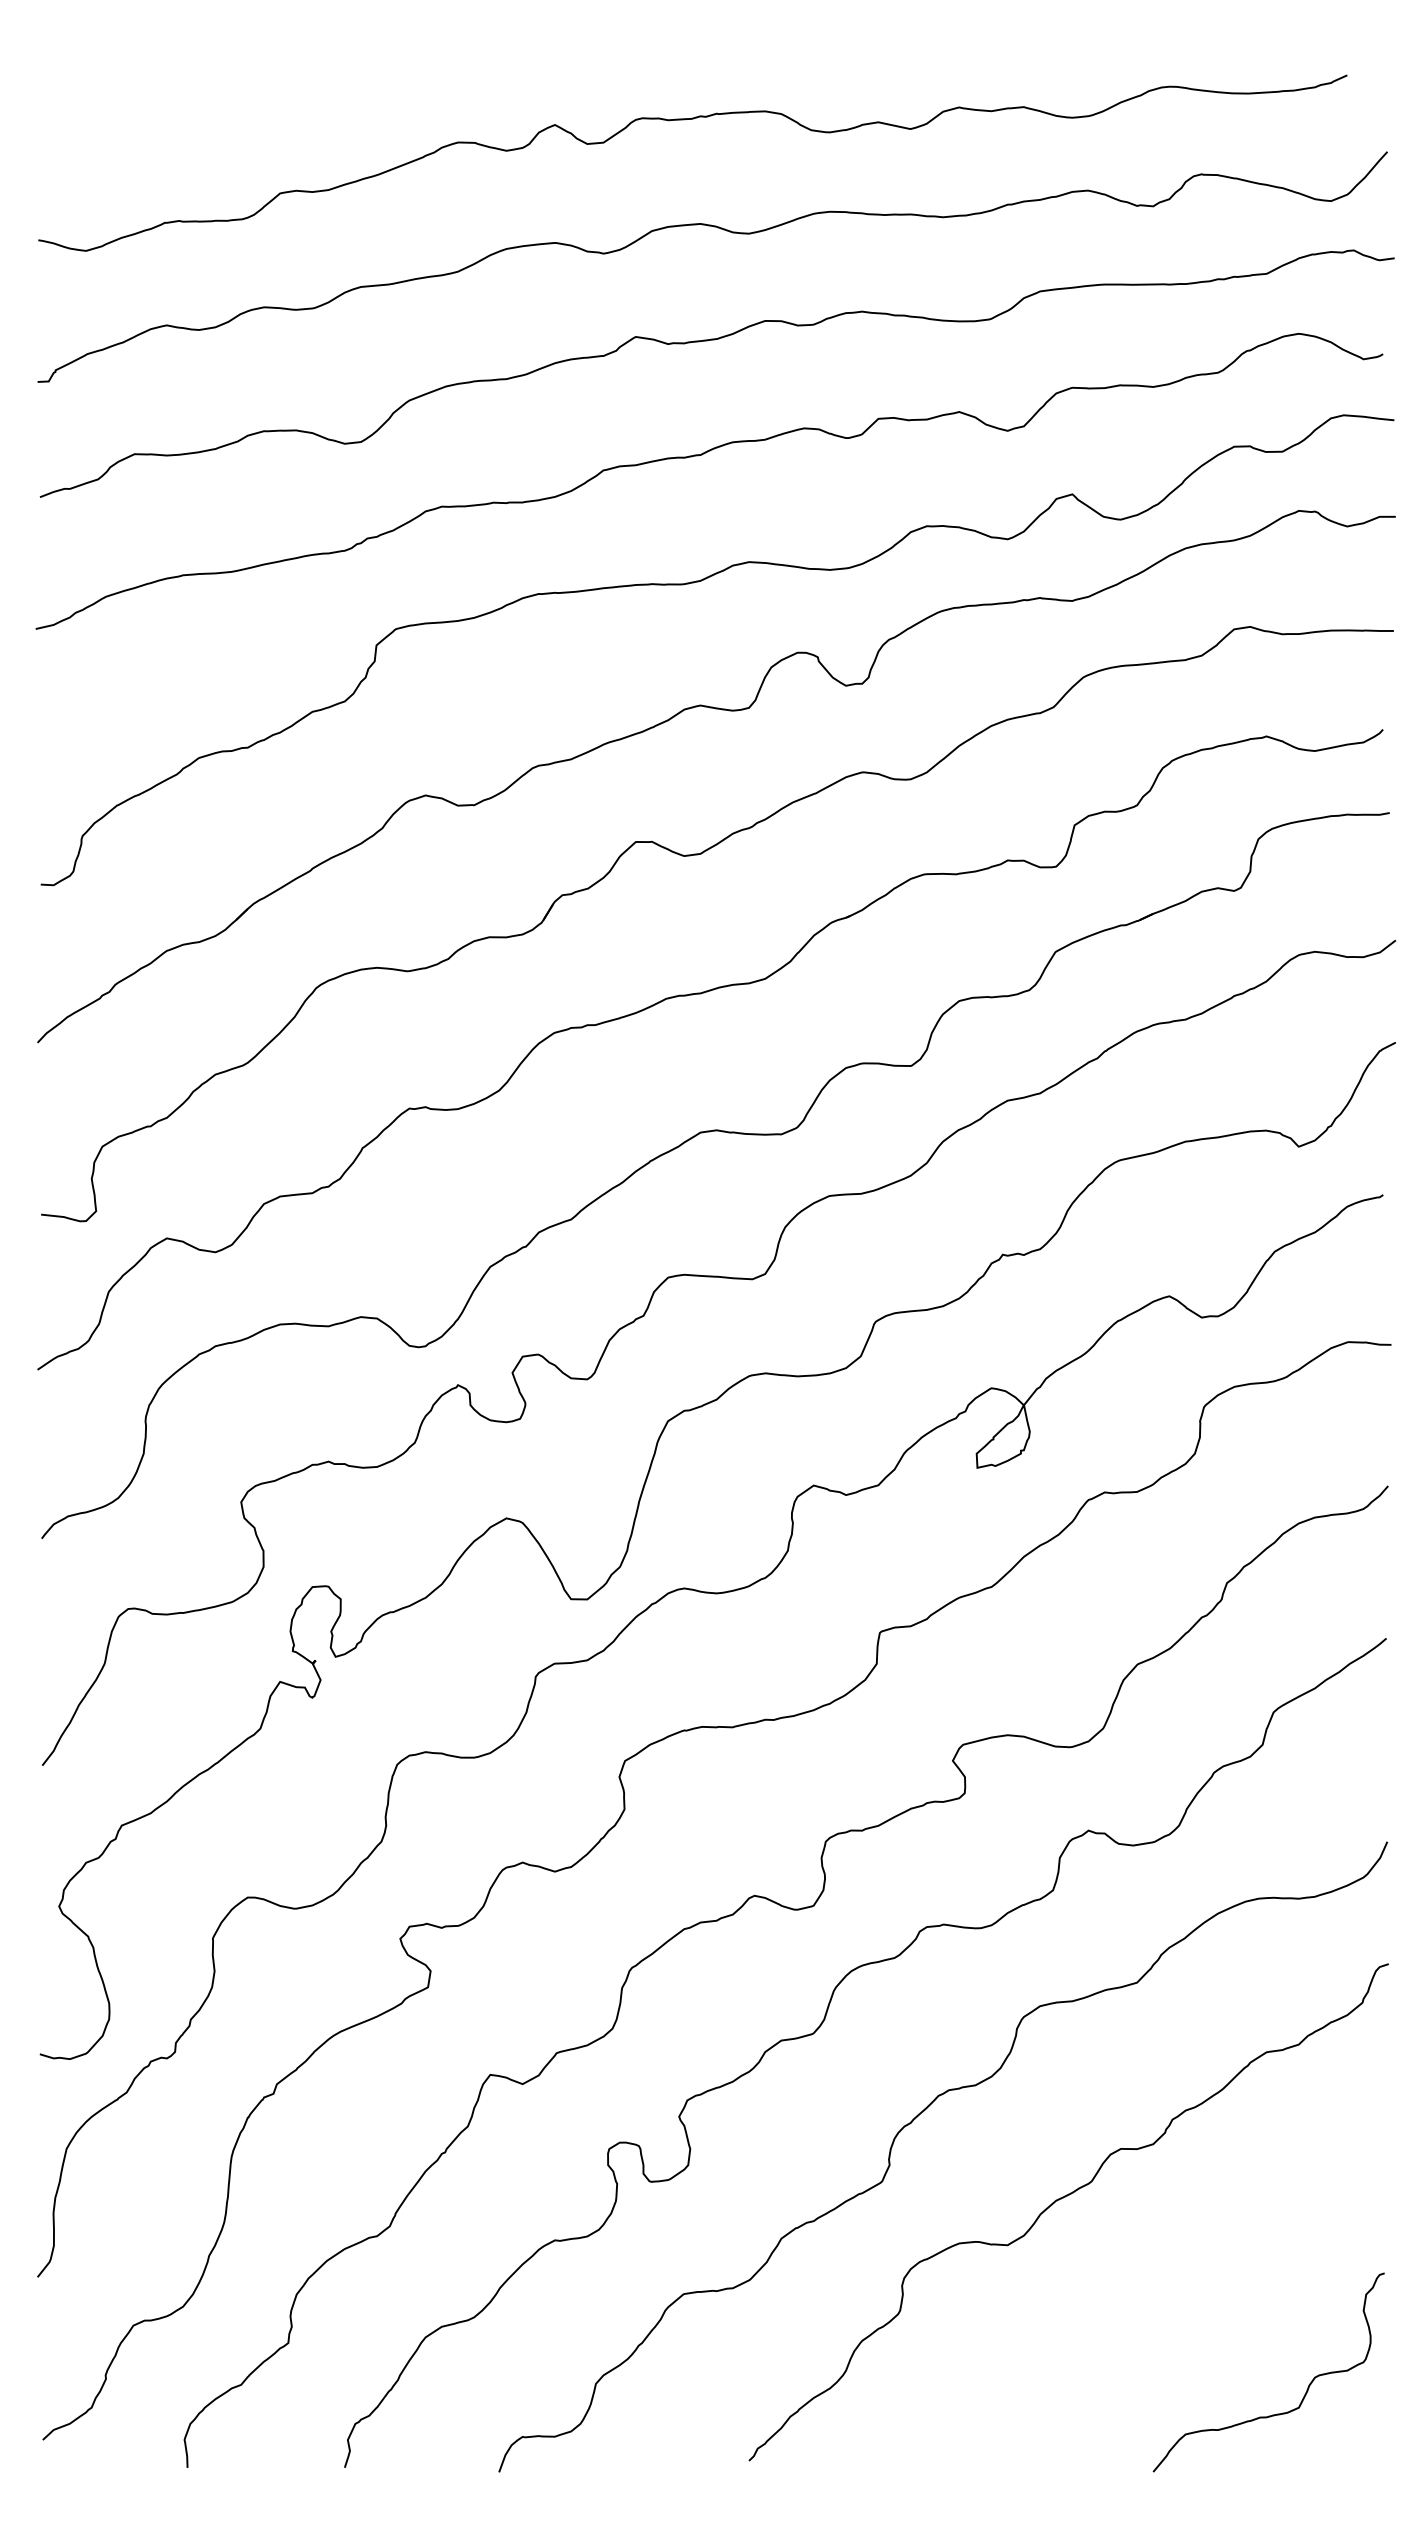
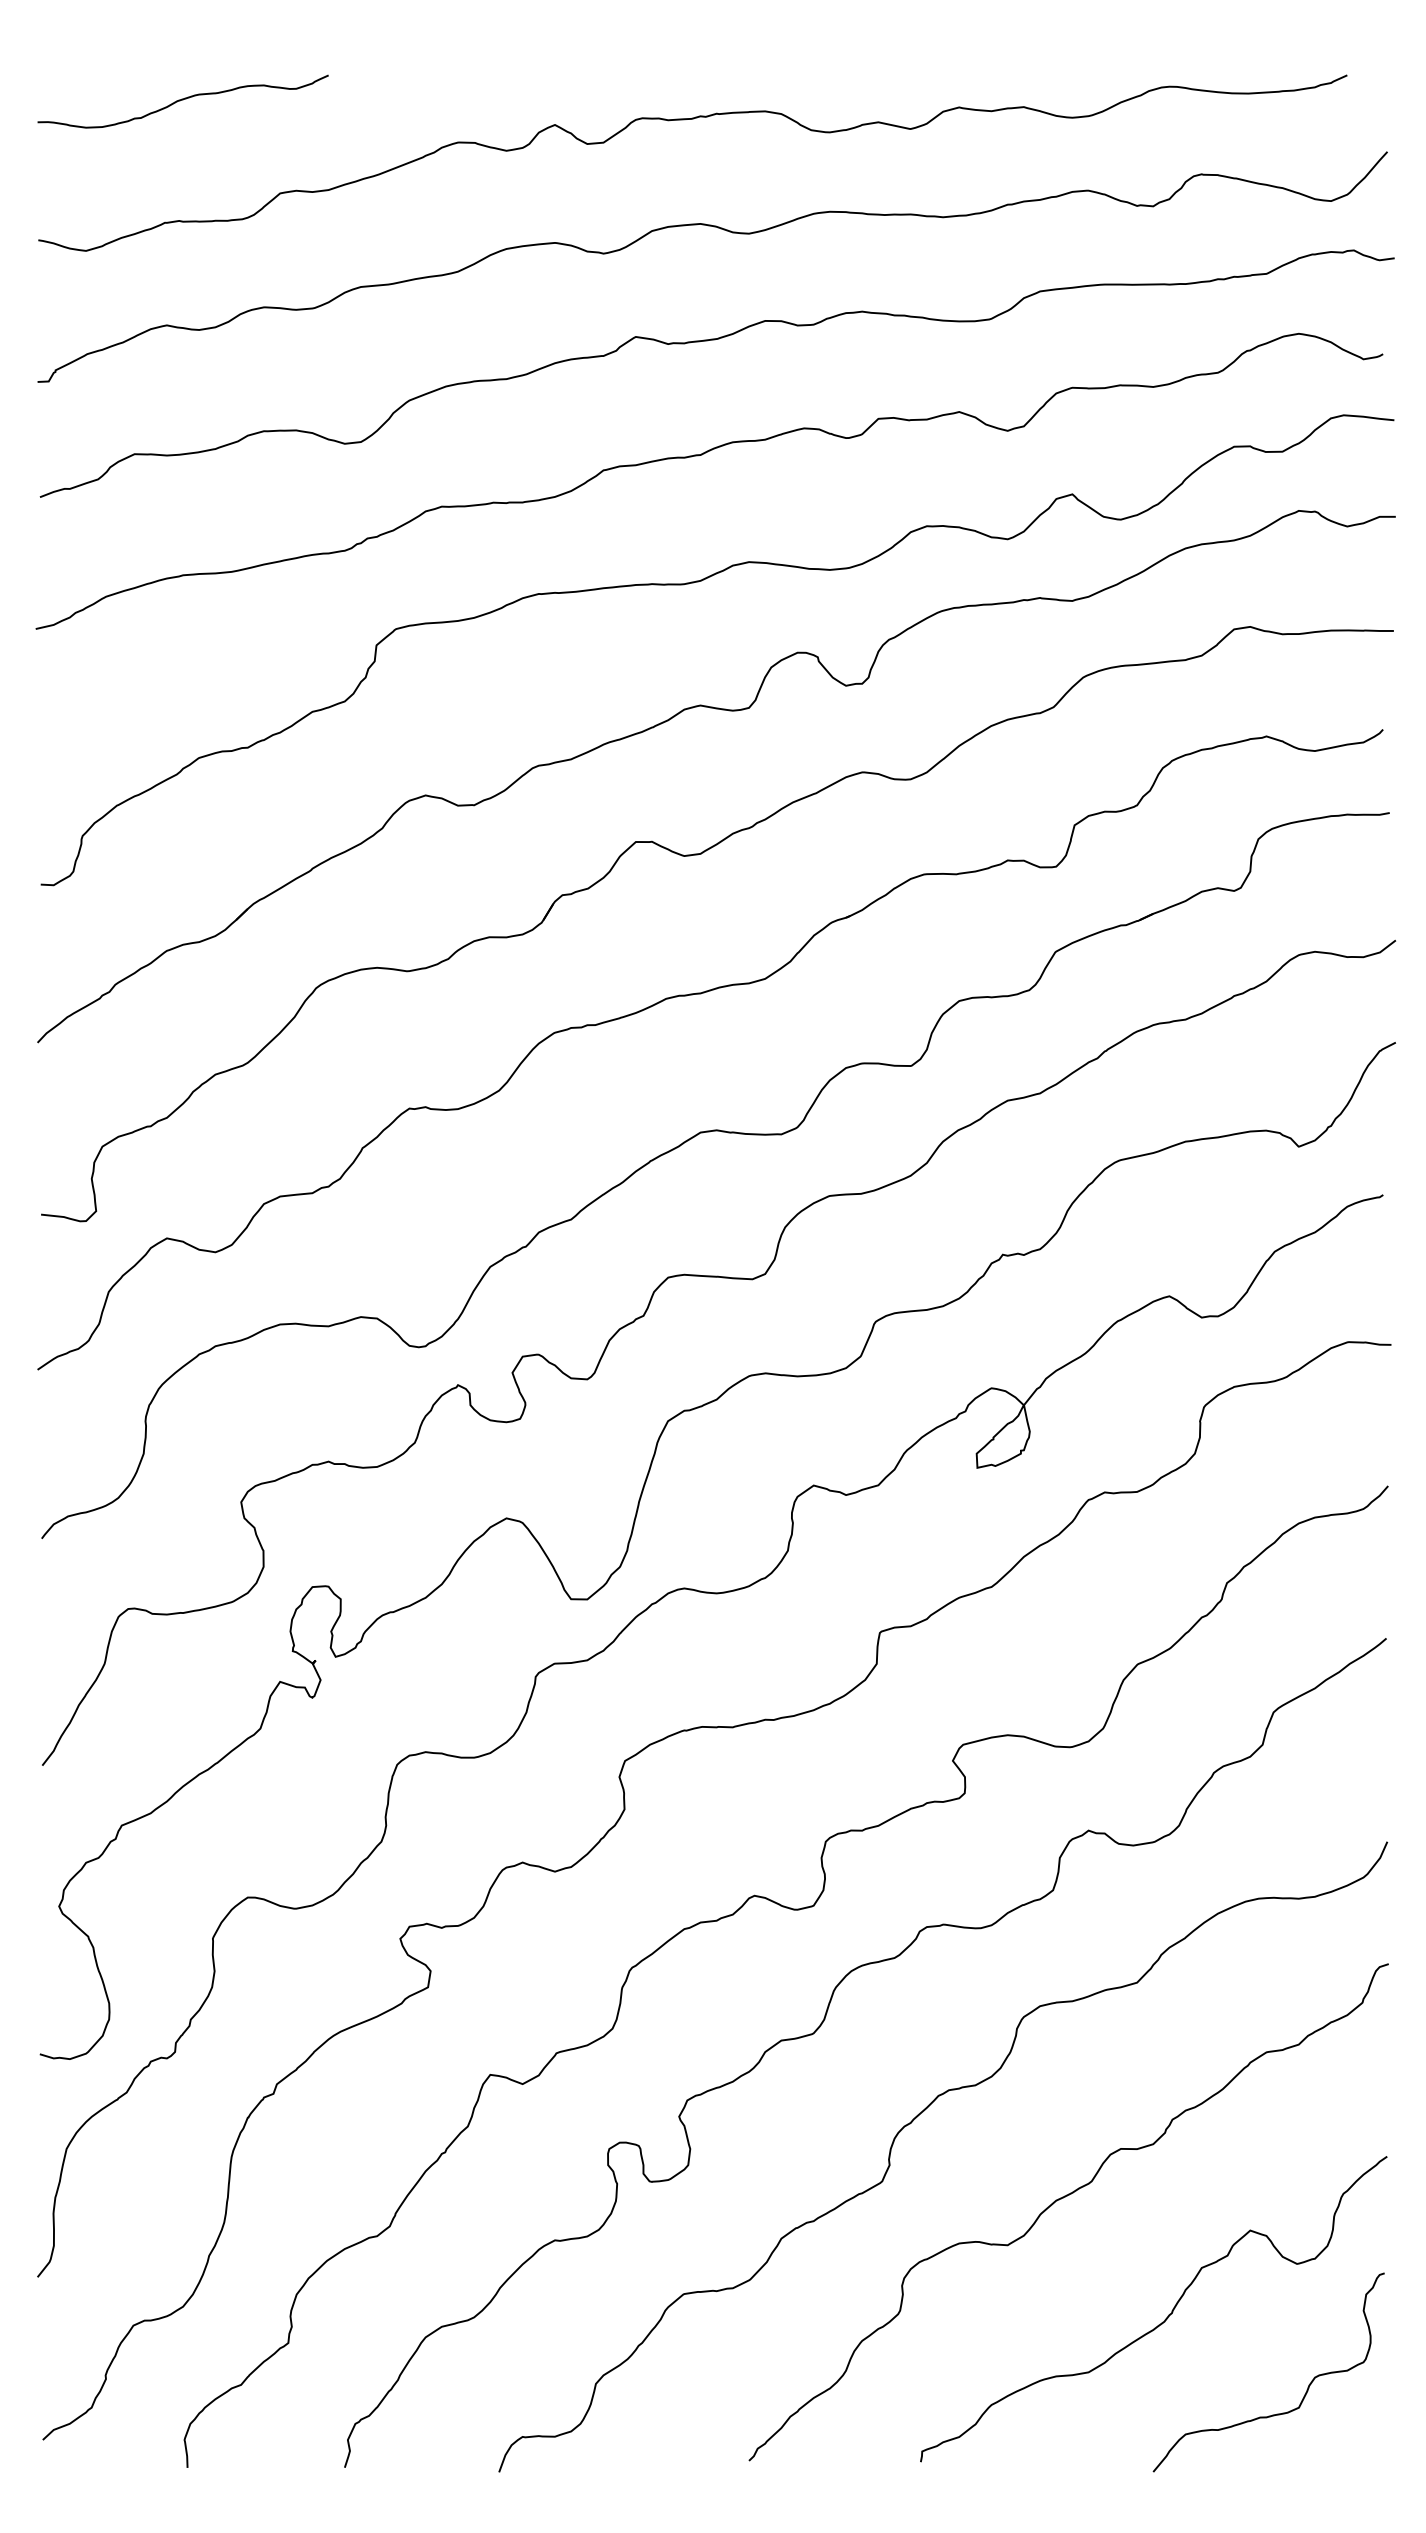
curve: none -> present (182, 100)
curve: none -> present (1164, 2319)
